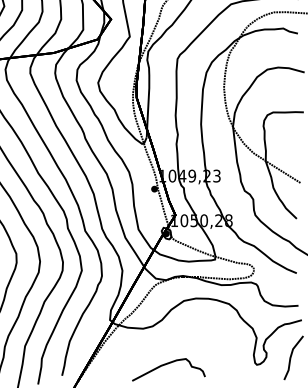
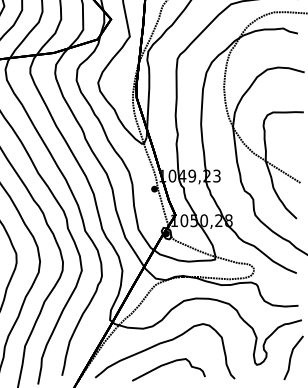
curve: none -> present (163, 343)
